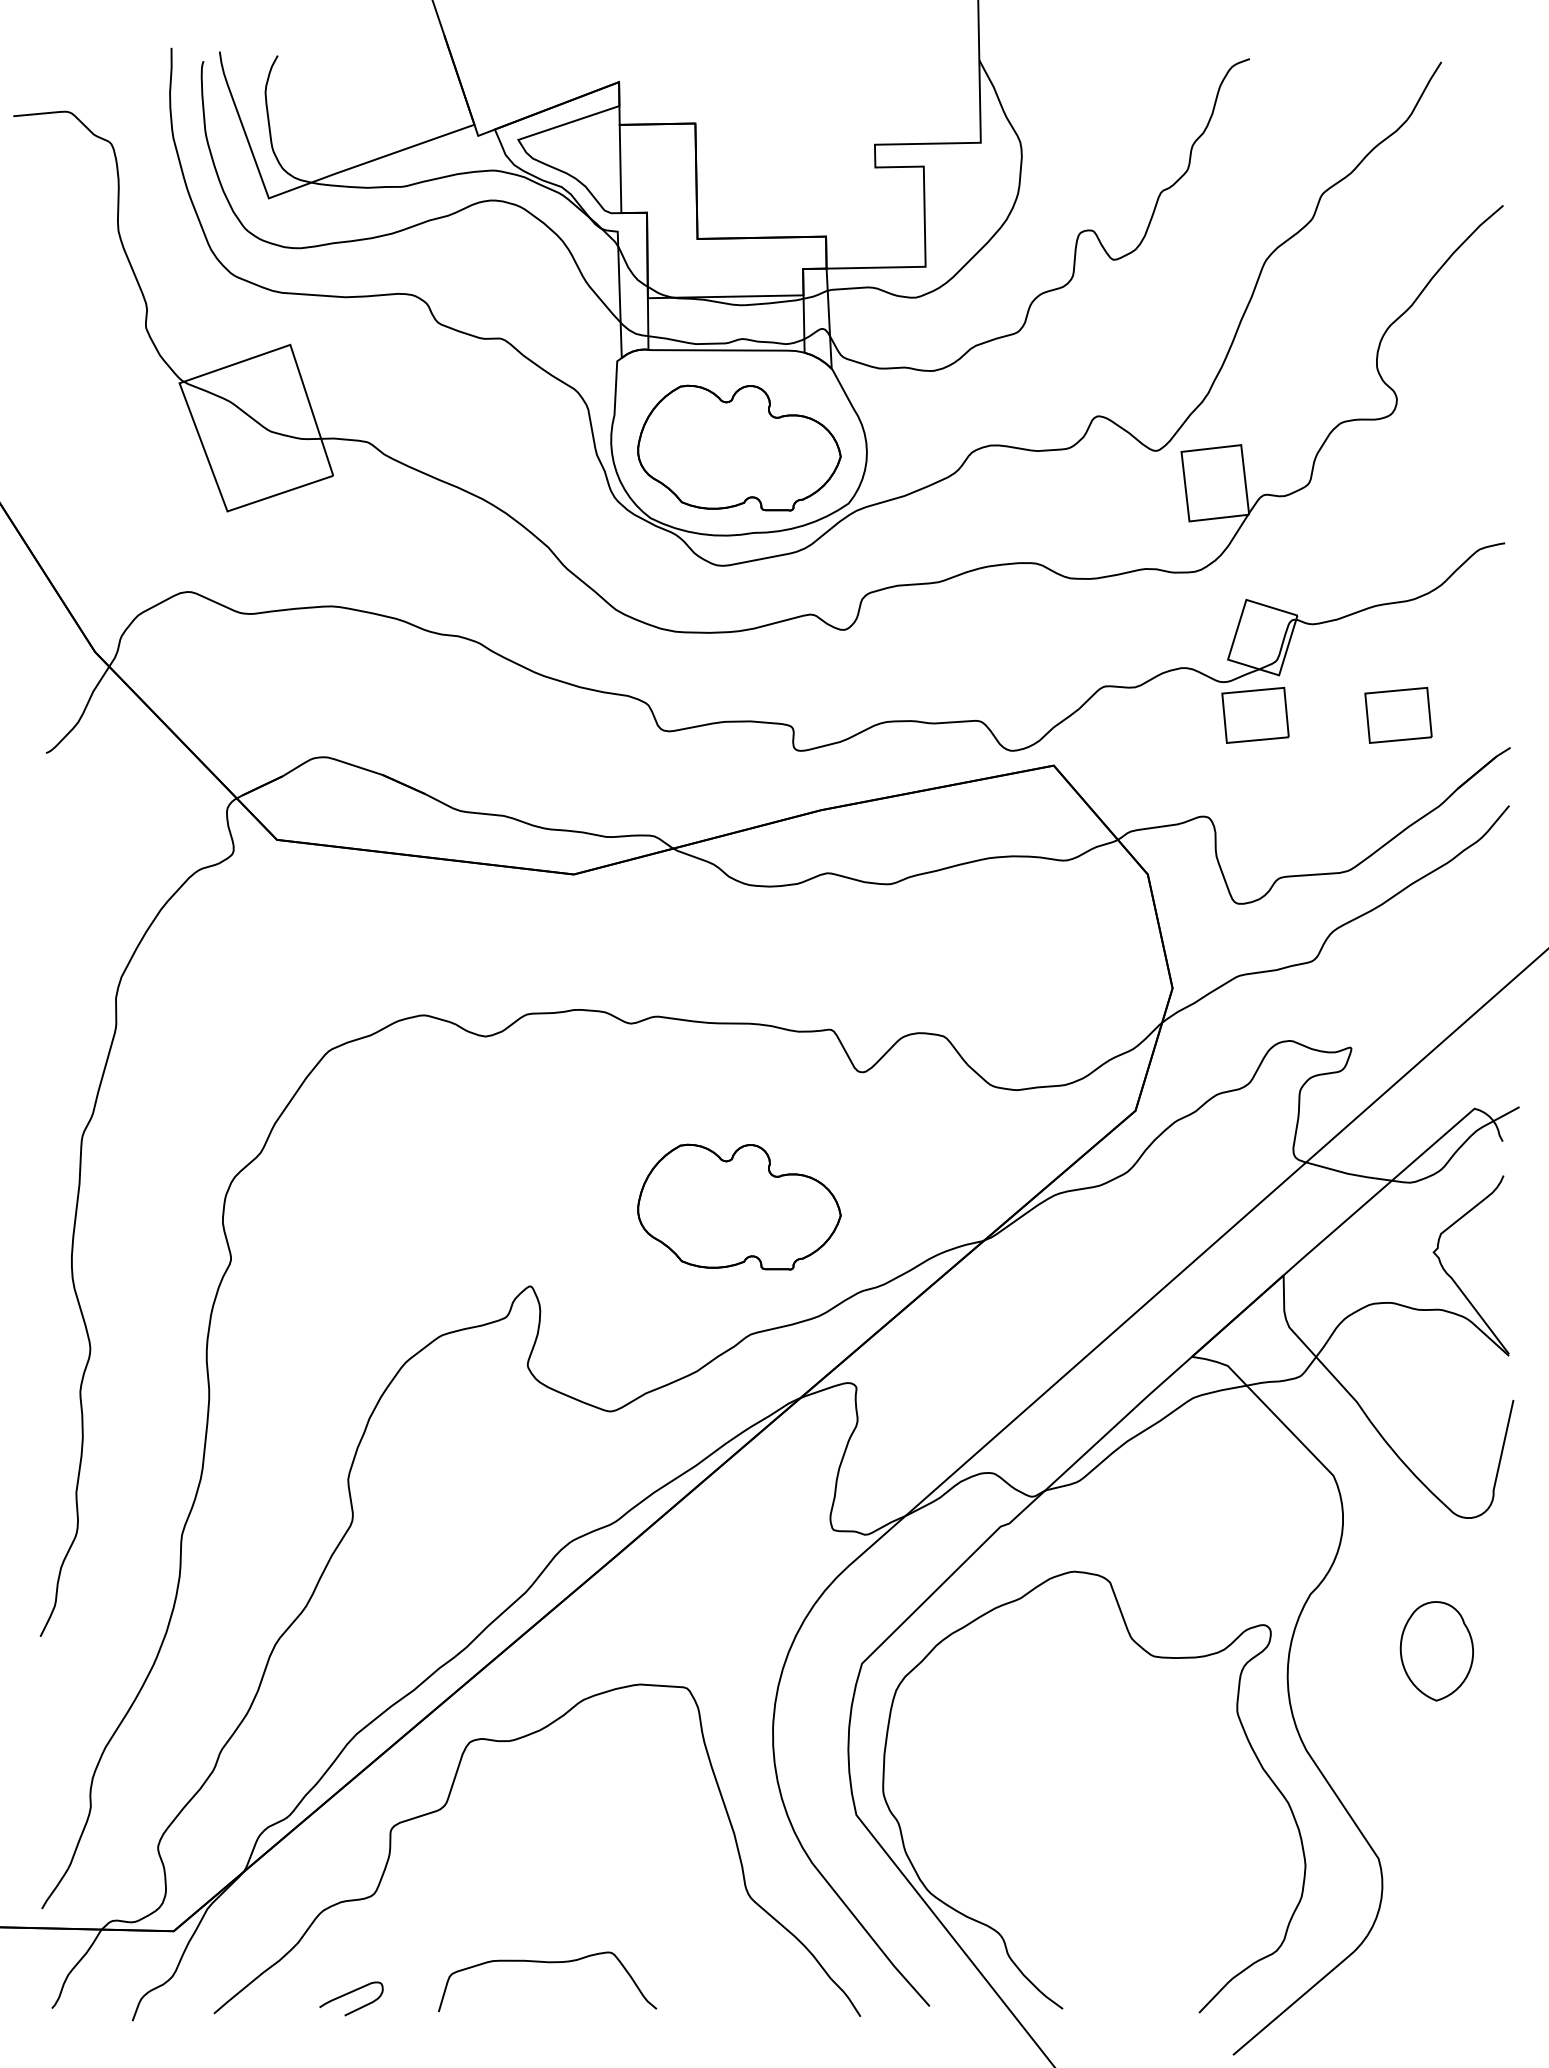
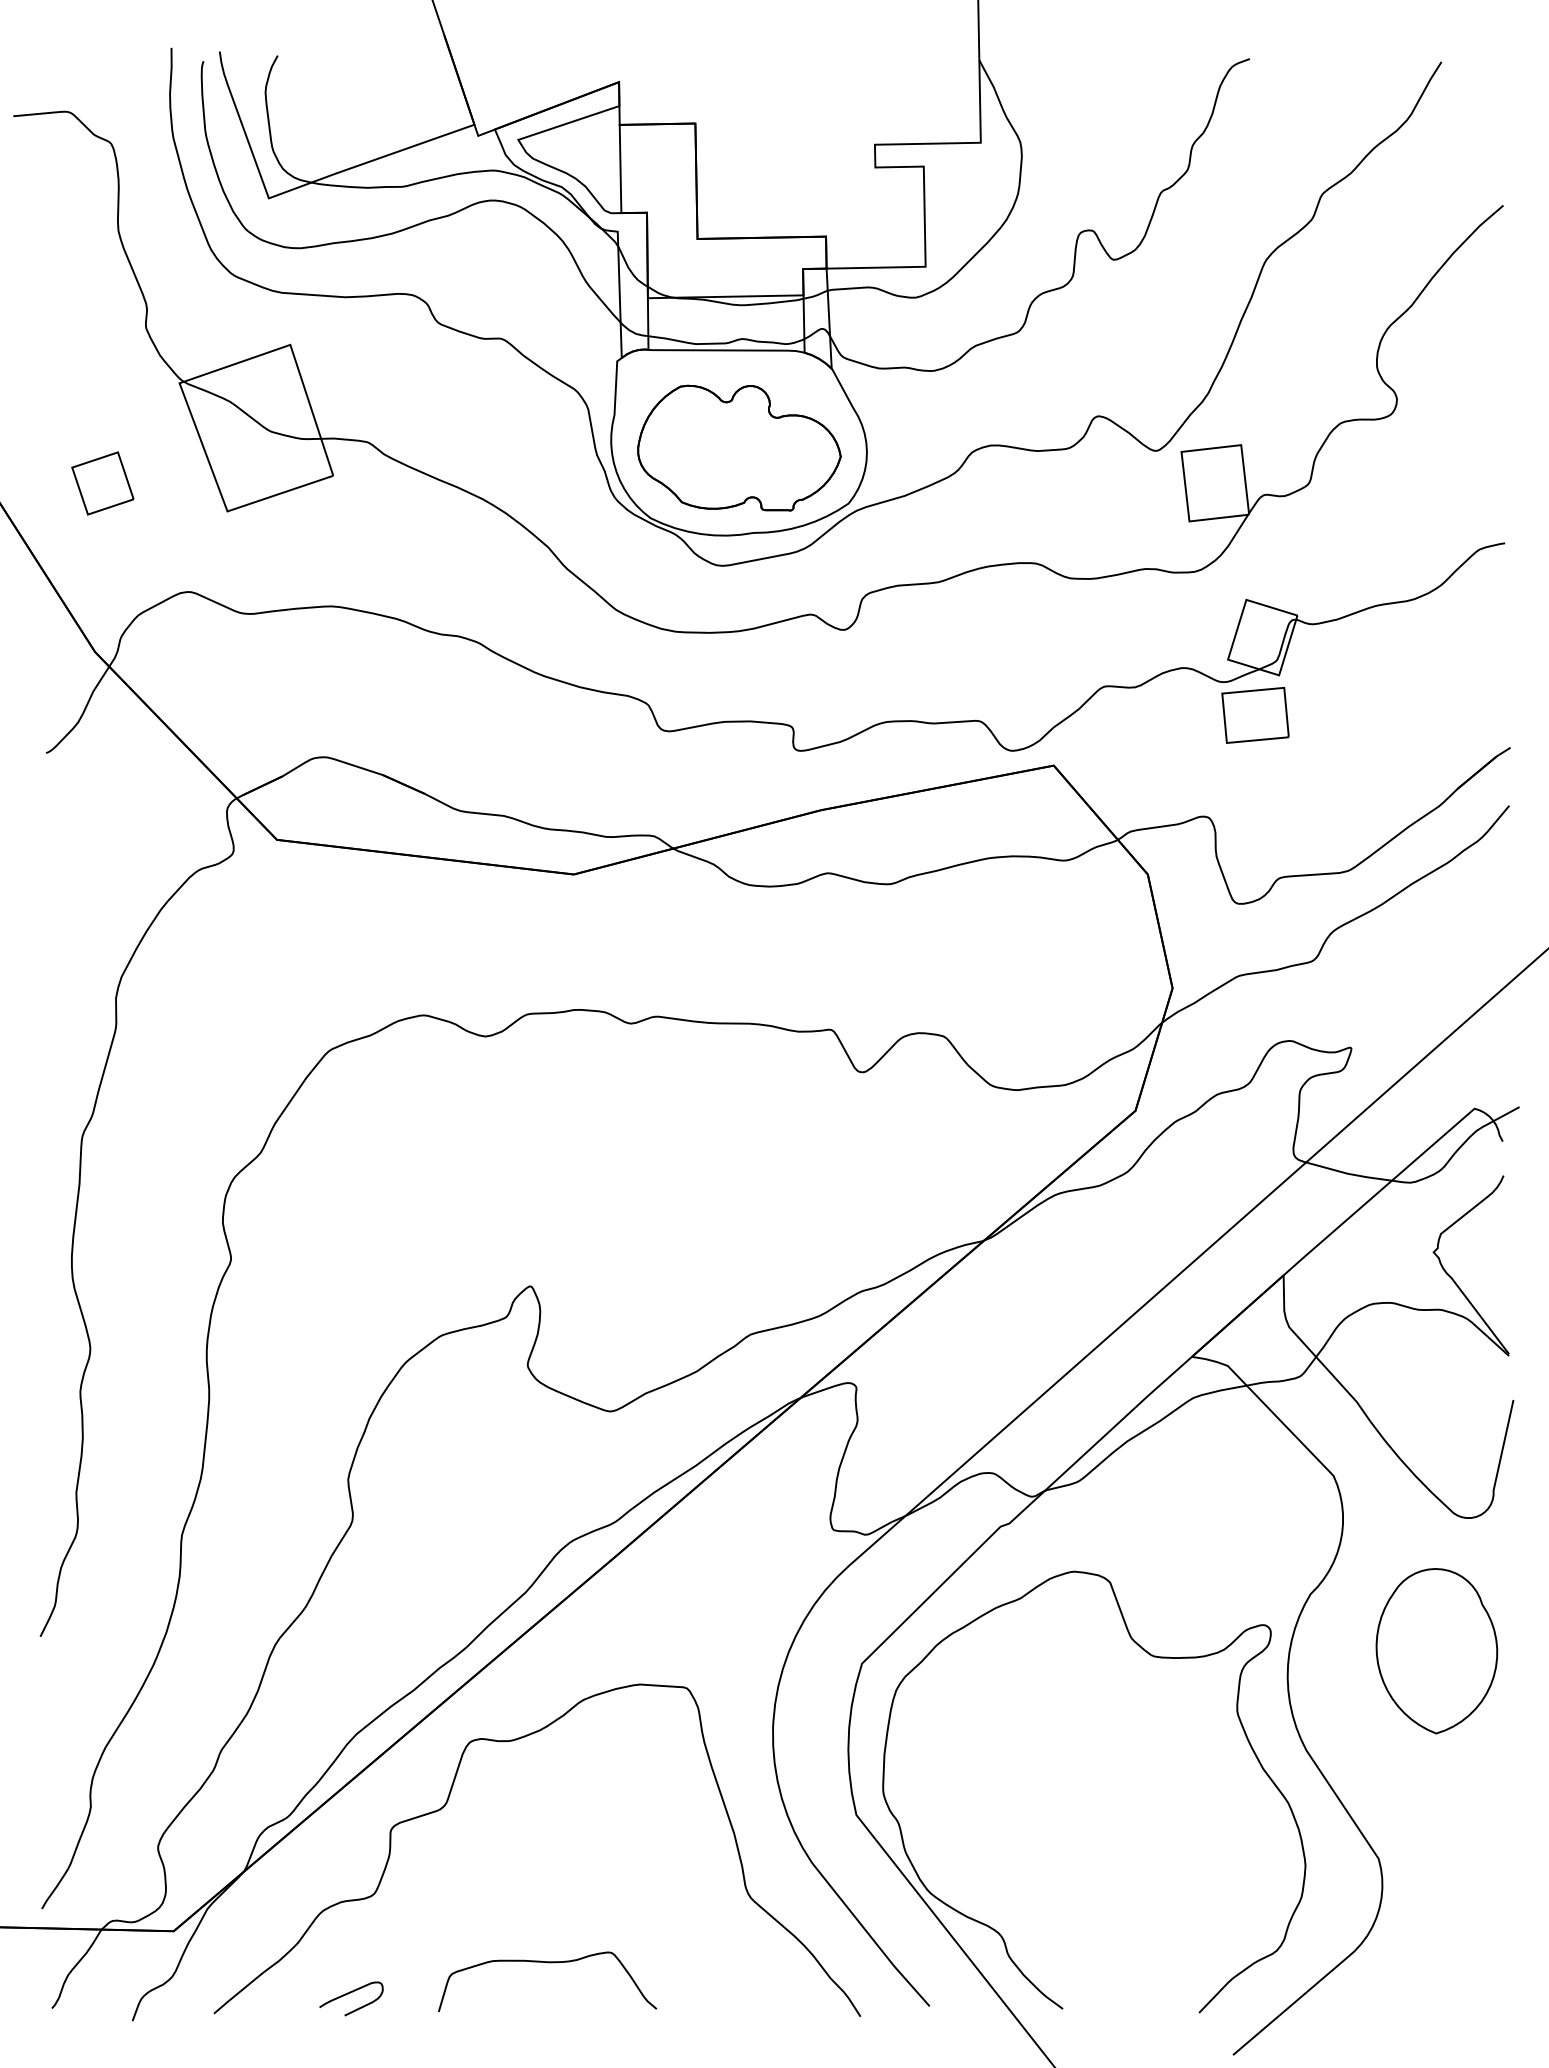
part: none -> present (102, 483)
part: present -> none (1398, 714)
part: present -> none (739, 1206)
part size: 75x101 px -> 124x167 px (1436, 1651)
